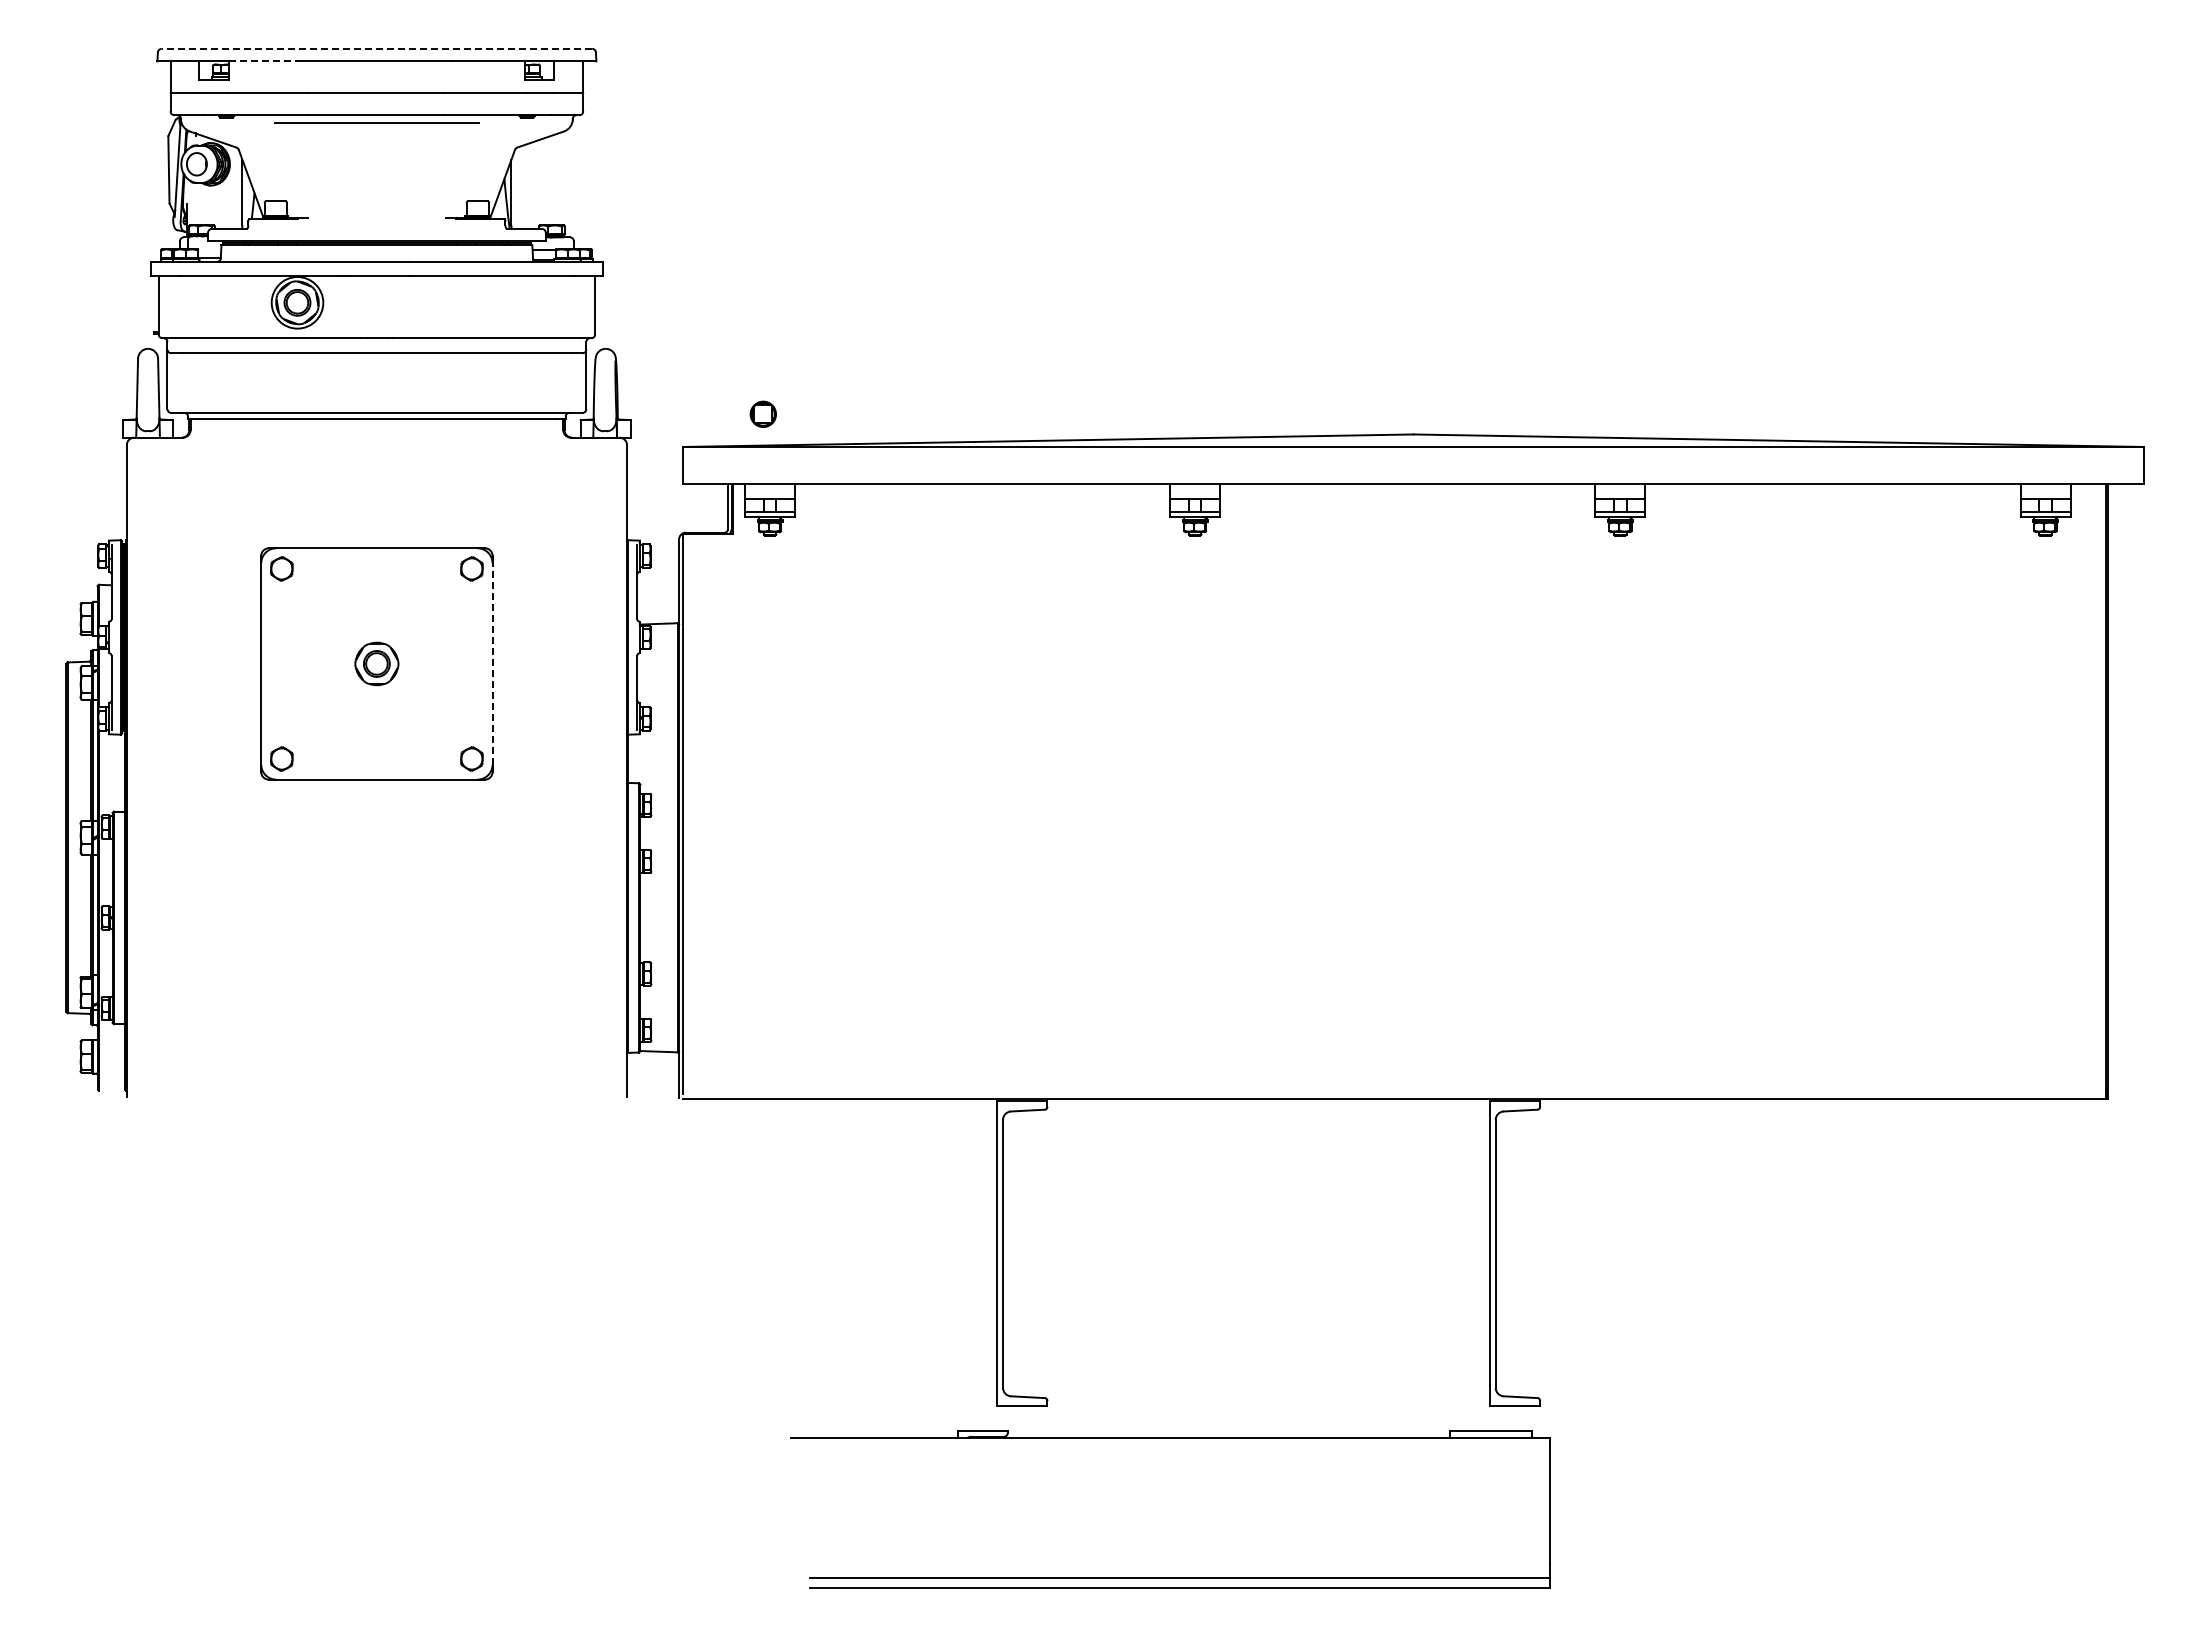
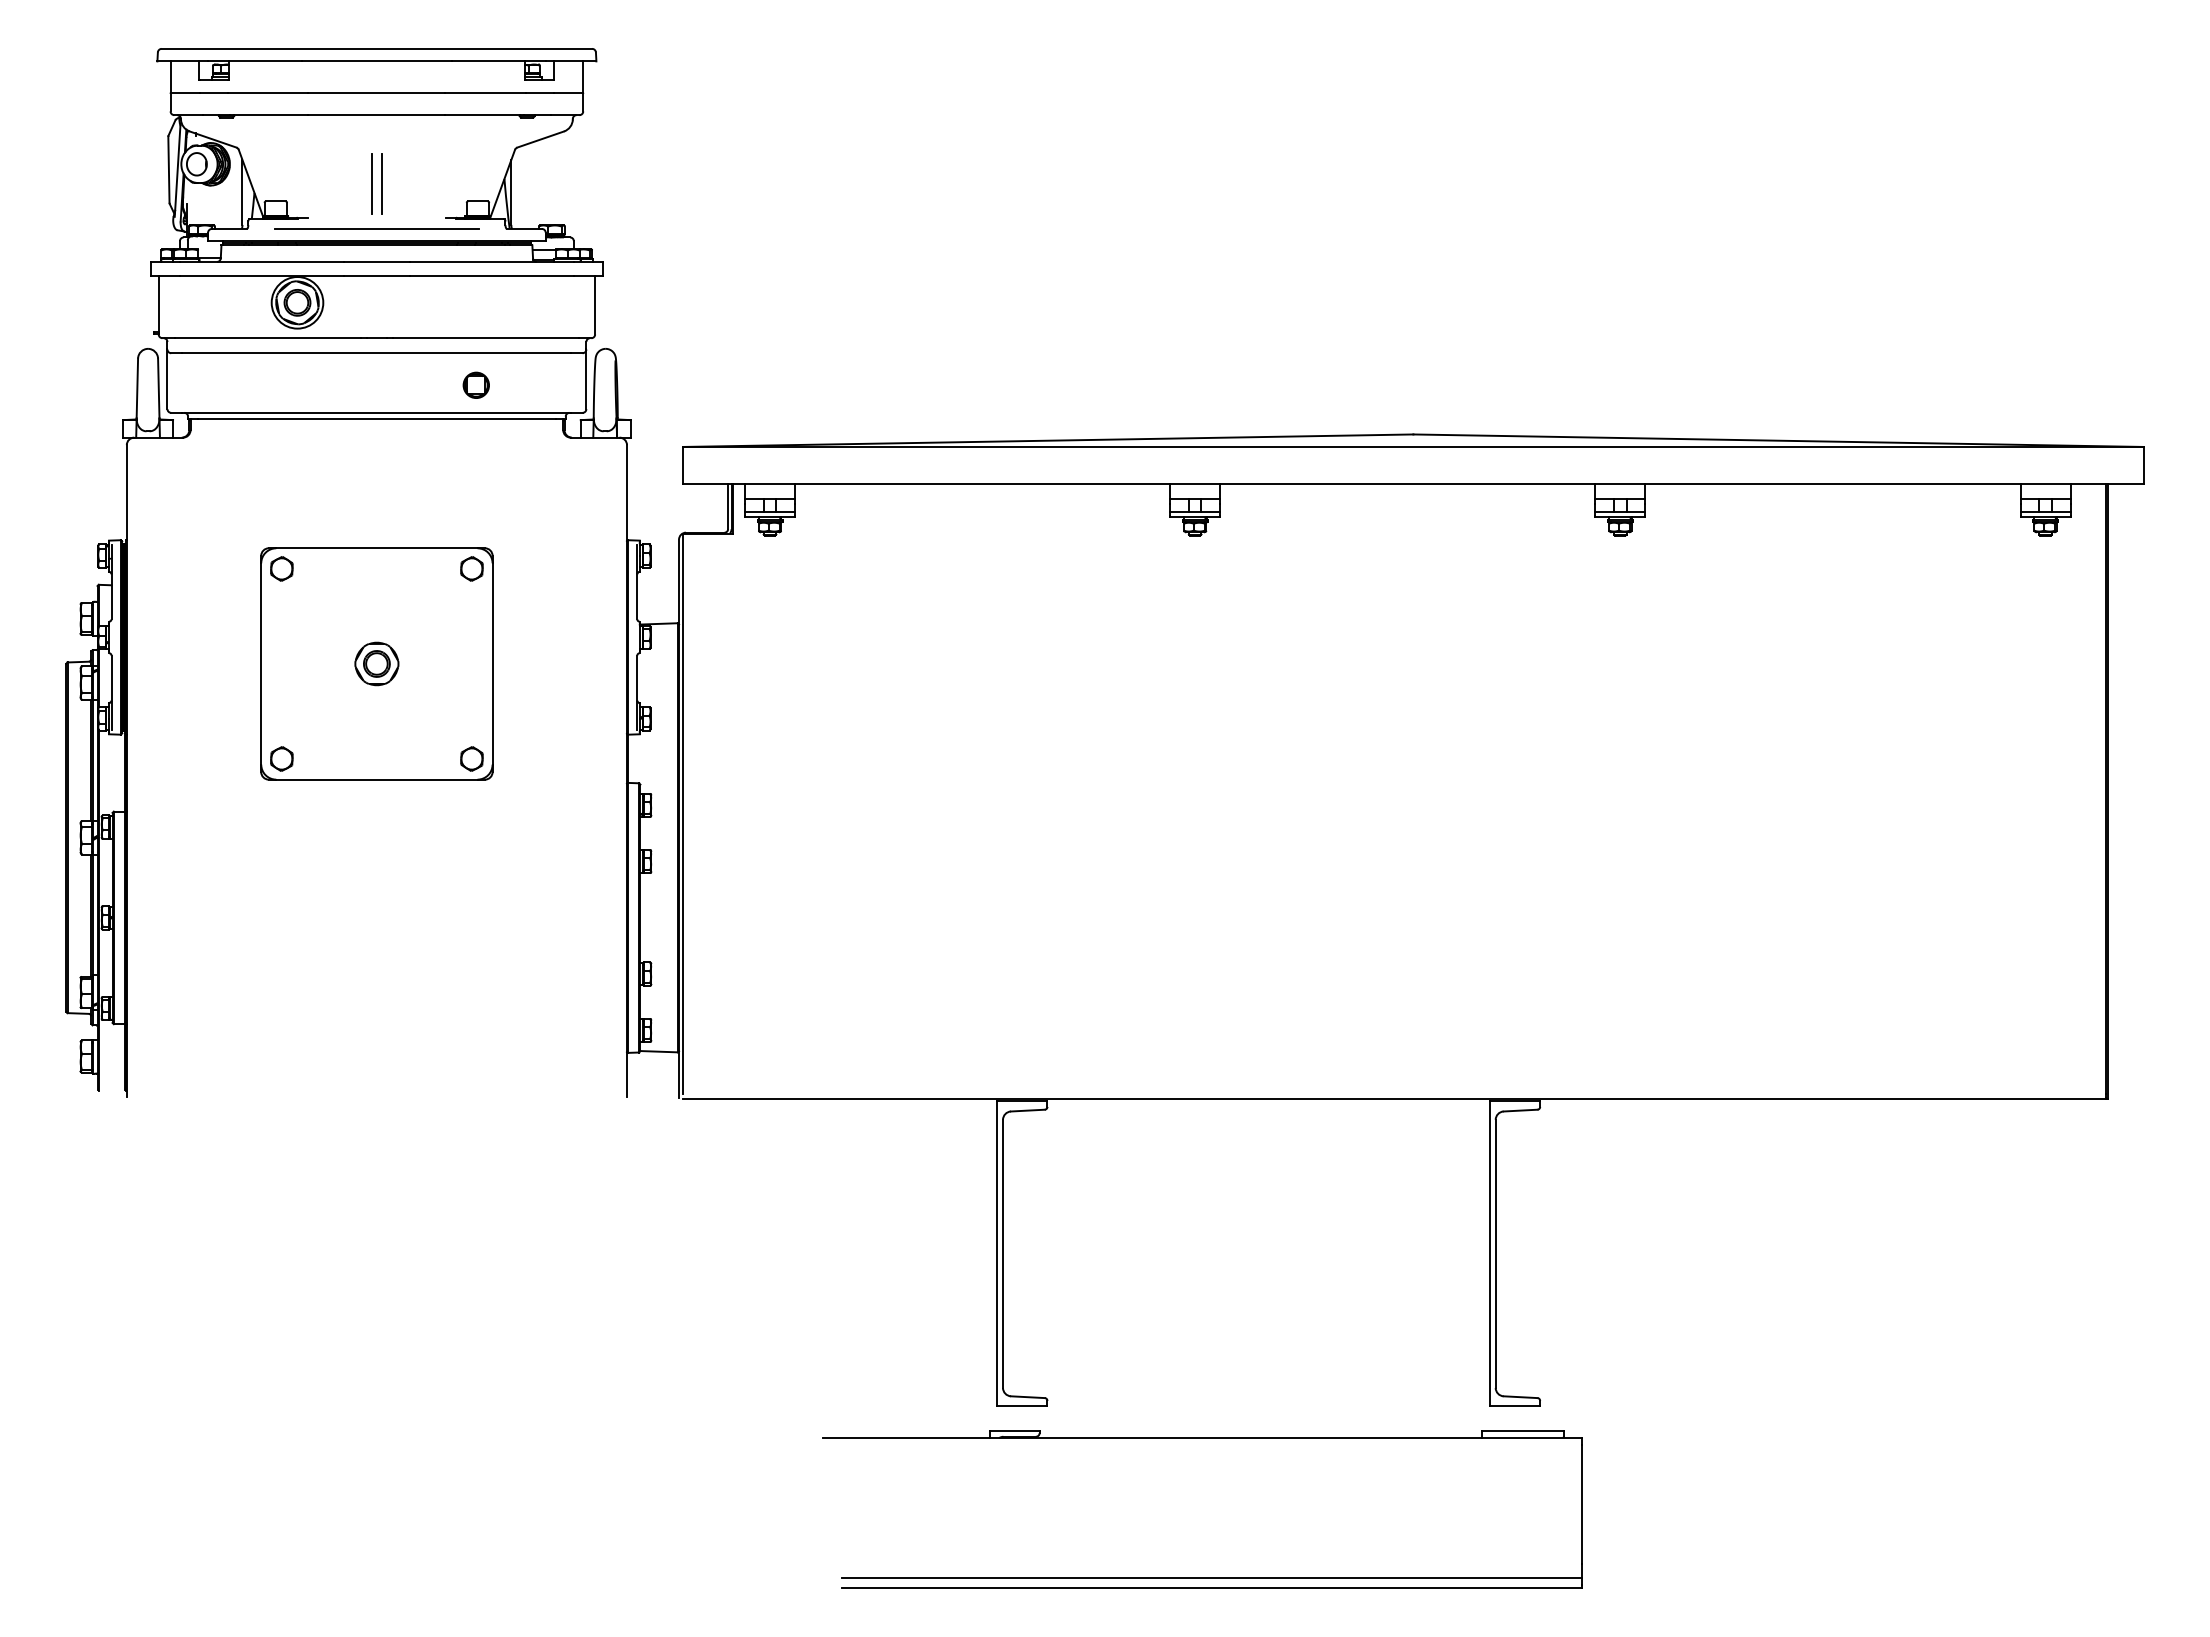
line: dashed -> solid (376, 48)
line: dashed -> solid (265, 61)
line position: (376, 122) -> (376, 228) (376, 228)
line: none -> present (381, 183)
line: none -> present (372, 184)
part position: (762, 413) -> (475, 384) (475, 384)
line: dashed -> solid (492, 663)
part position: (1170, 1577) -> (1202, 1577) (1202, 1577)
